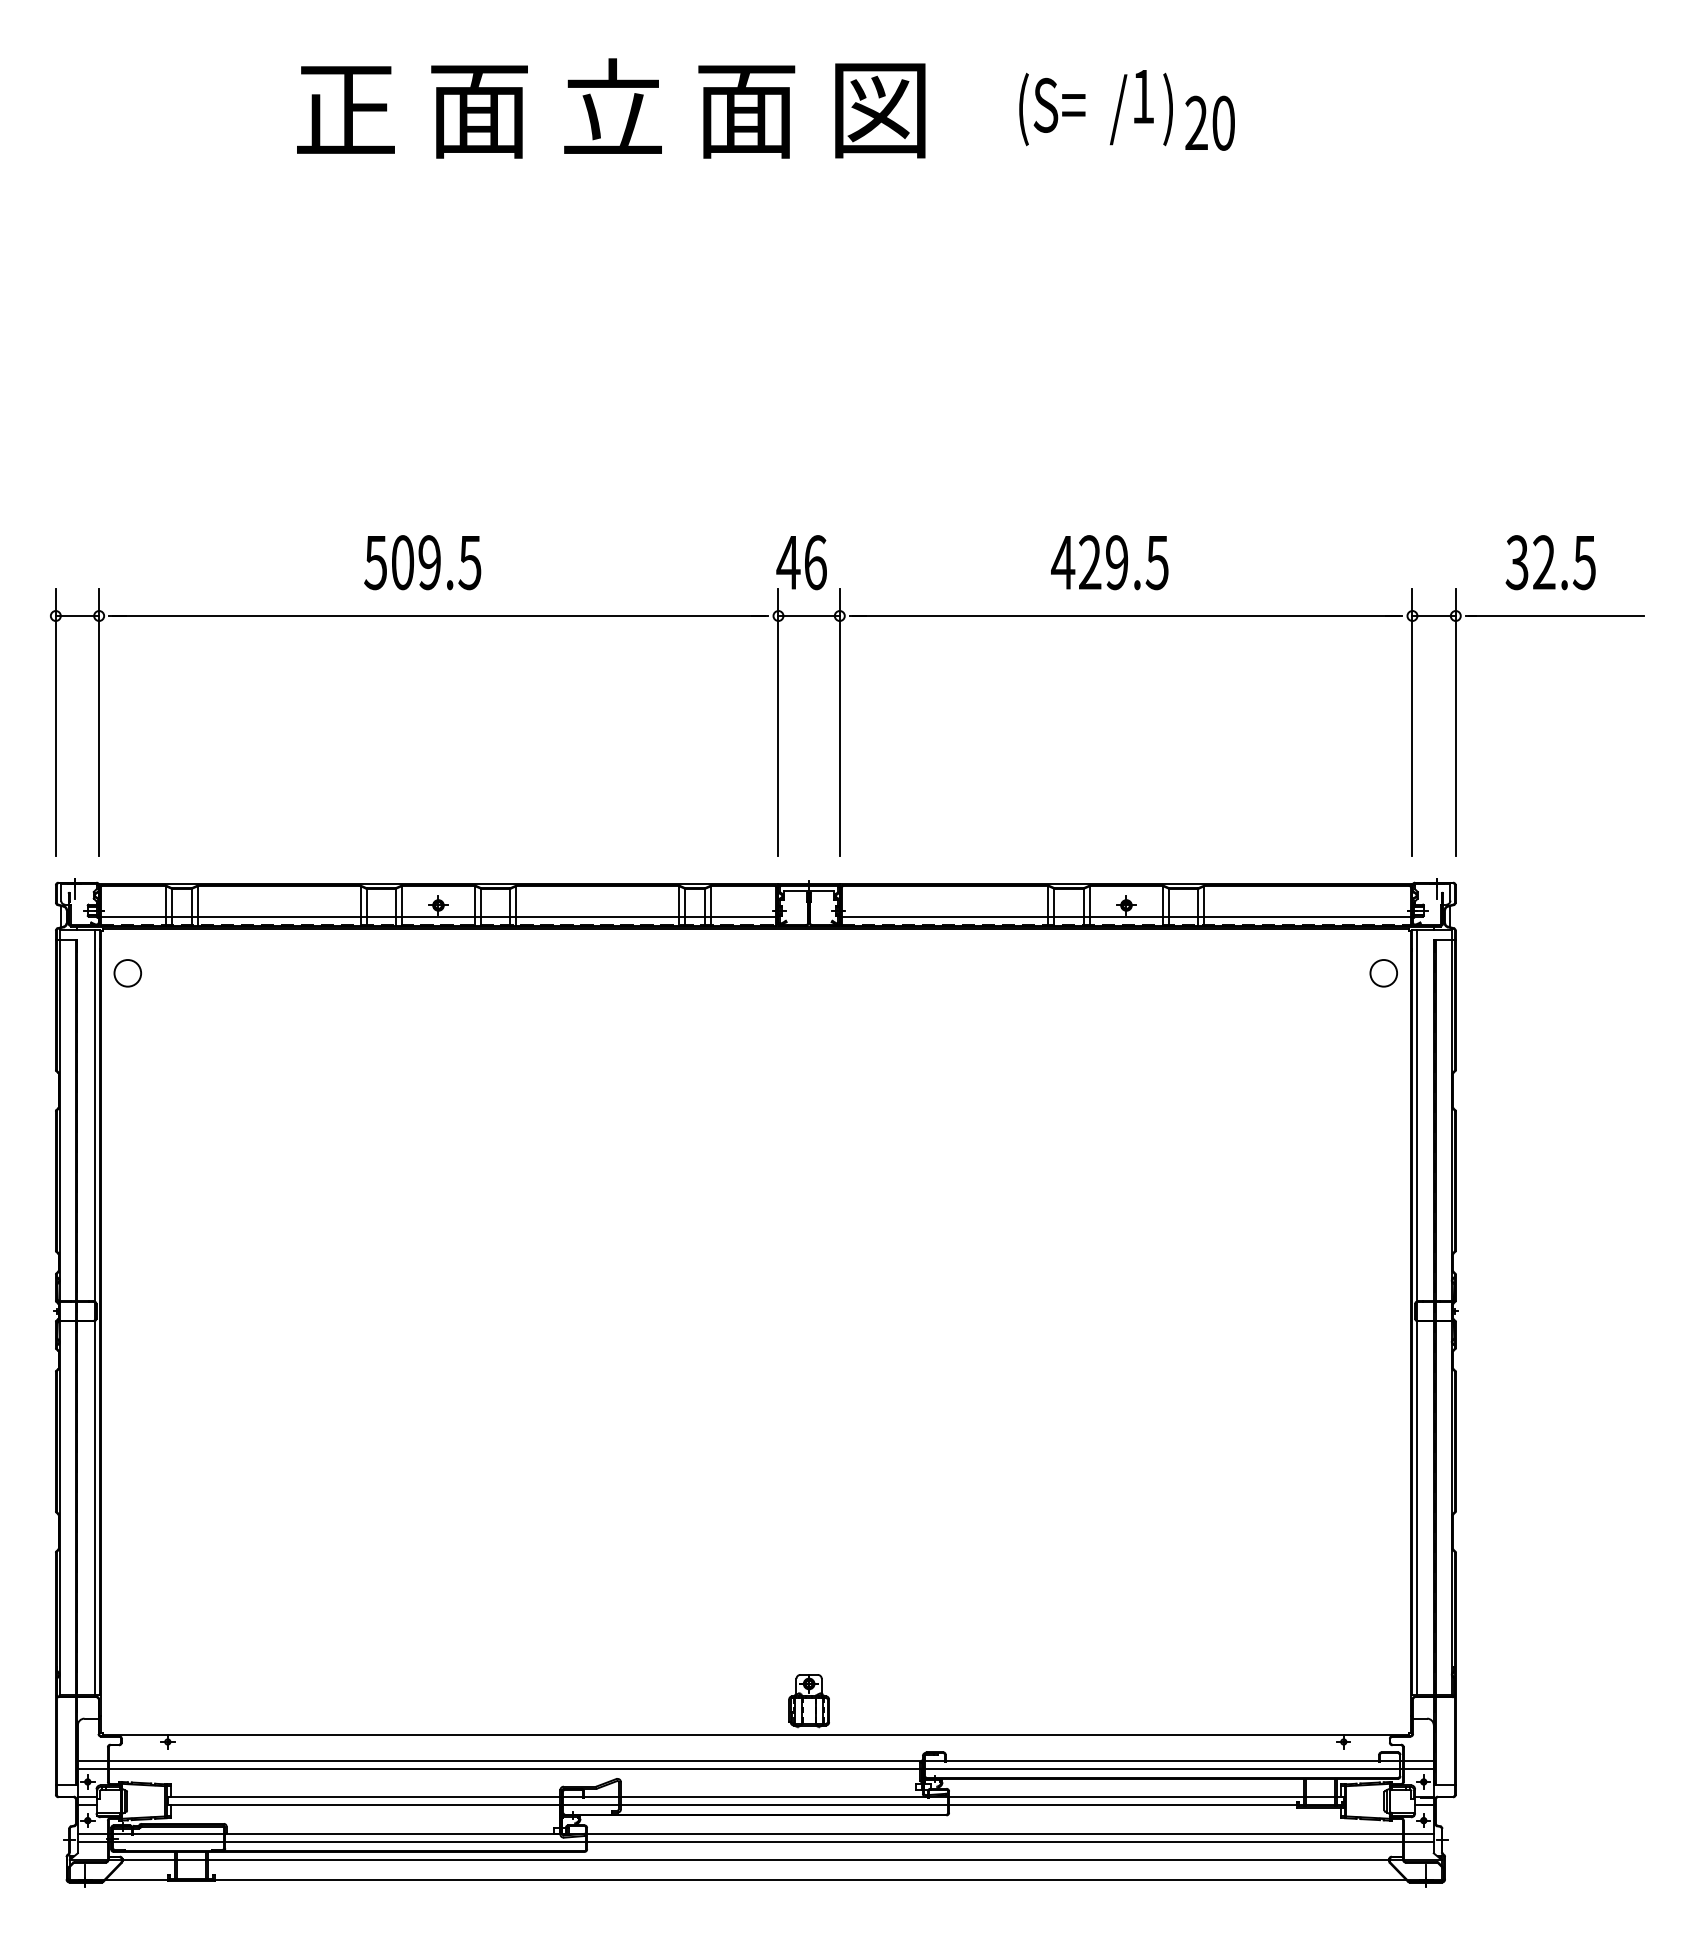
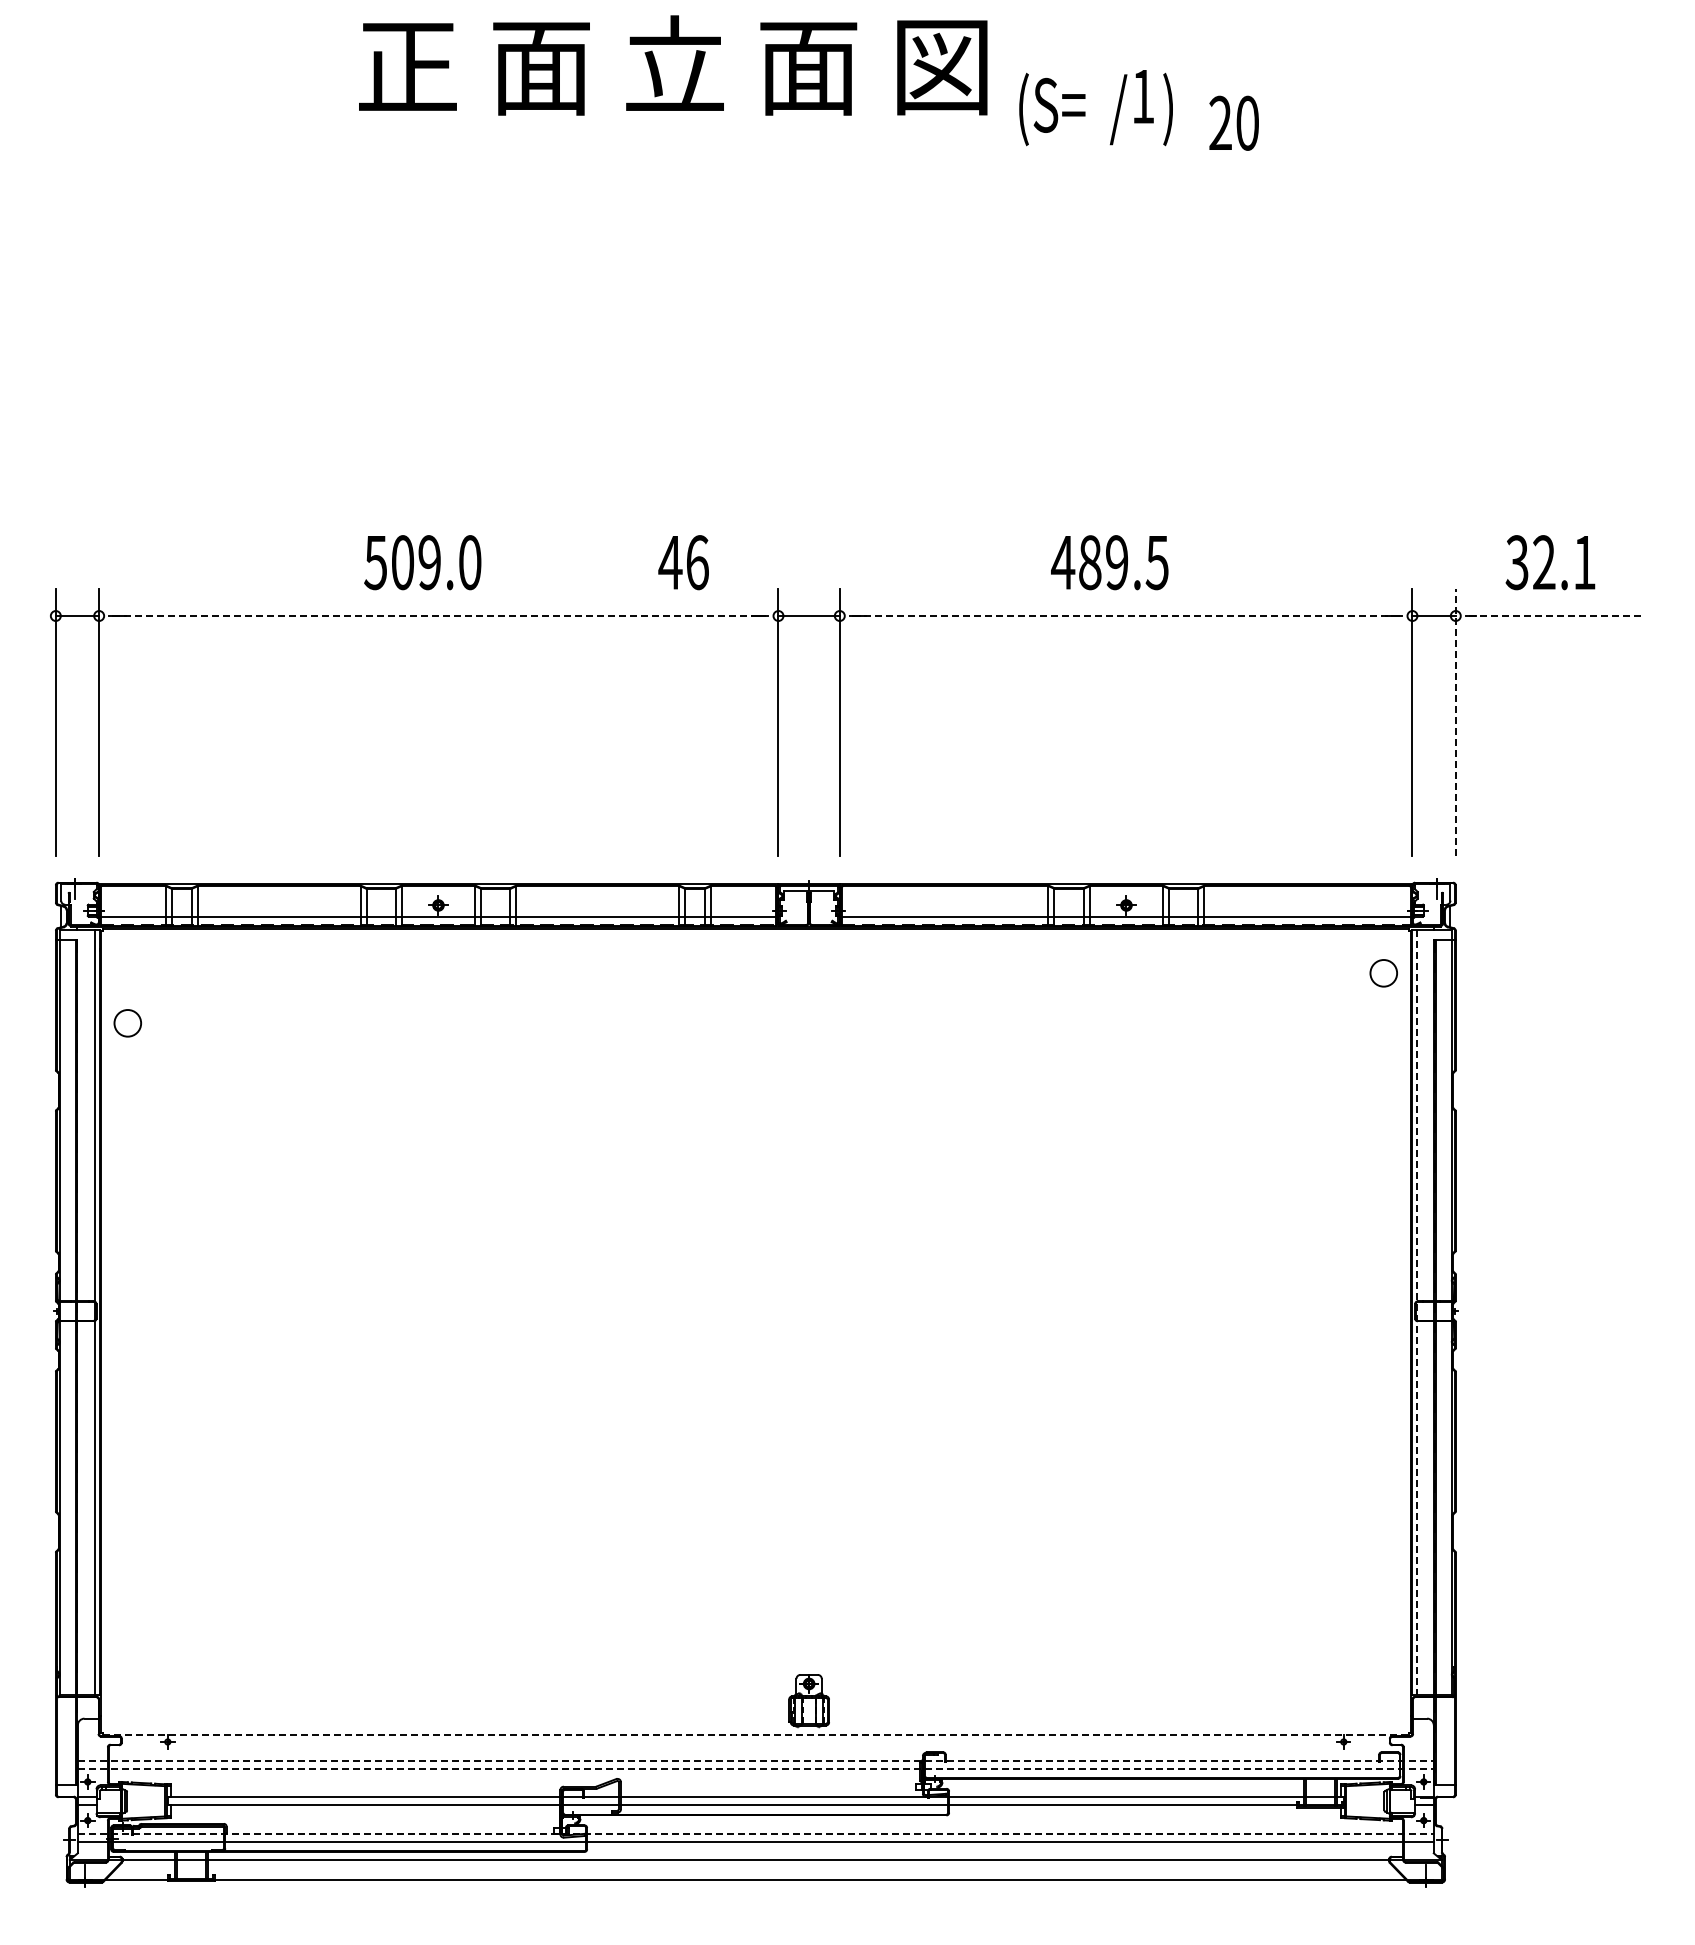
text position: (611, 108) -> (673, 65) (673, 65)
text position: (1209, 122) -> (1233, 122) (1233, 122)
text: 509.5 -> 509.0 (469, 562)
text position: (801, 562) -> (683, 562) (683, 562)
text: 429.5 -> 489.5 (1090, 562)
text: 32.5 -> 32.1 (1583, 563)
line: solid -> dashed (439, 616)
line: solid -> dashed (1126, 616)
line: solid -> dashed (1556, 616)
line: solid -> dashed (1455, 722)
circle position: (127, 973) -> (127, 1023) (127, 1023)
line: solid -> dashed (1416, 1312)
line: solid -> dashed (756, 1735)
line: solid -> dashed (755, 1760)
line: solid -> dashed (755, 1768)
line: solid -> dashed (755, 1833)
